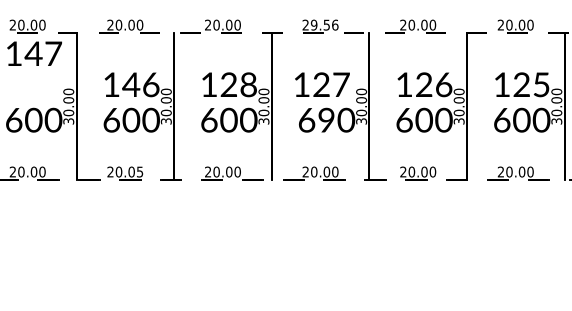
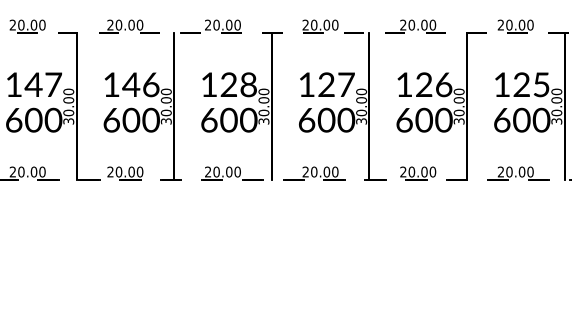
text: 29.56 -> 20.00 (324, 24)
text position: (34, 53) -> (34, 84) (34, 84)
text position: (322, 84) -> (327, 84) (327, 84)
text: 690 -> 600 (326, 120)
text: 20.05 -> 20.00 (139, 171)
